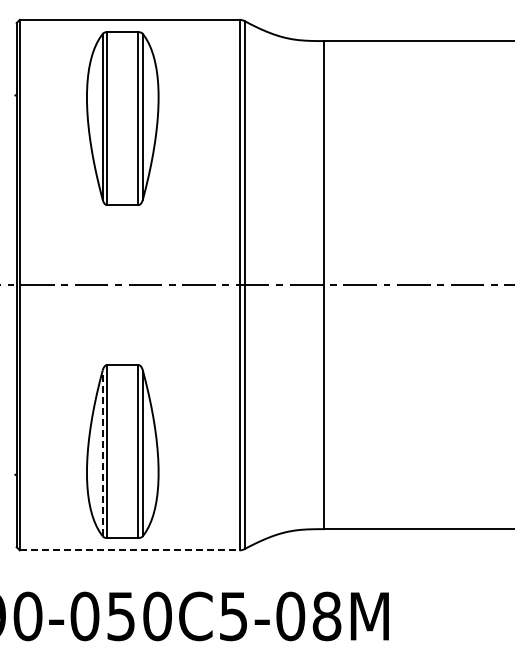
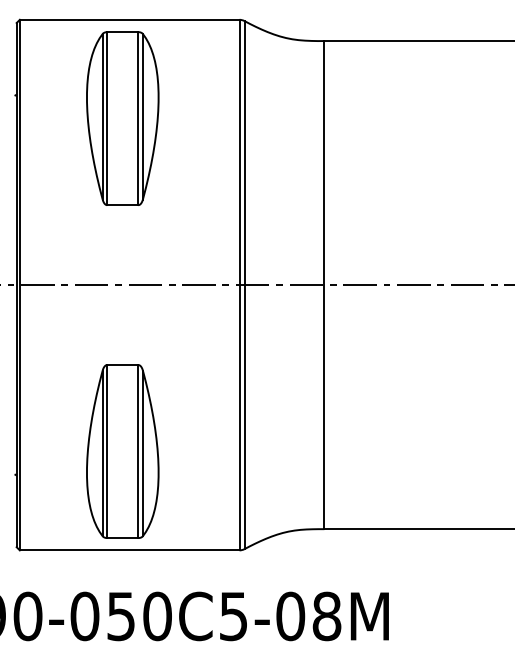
line: dashed -> solid (102, 453)
line: dashed -> solid (129, 550)
